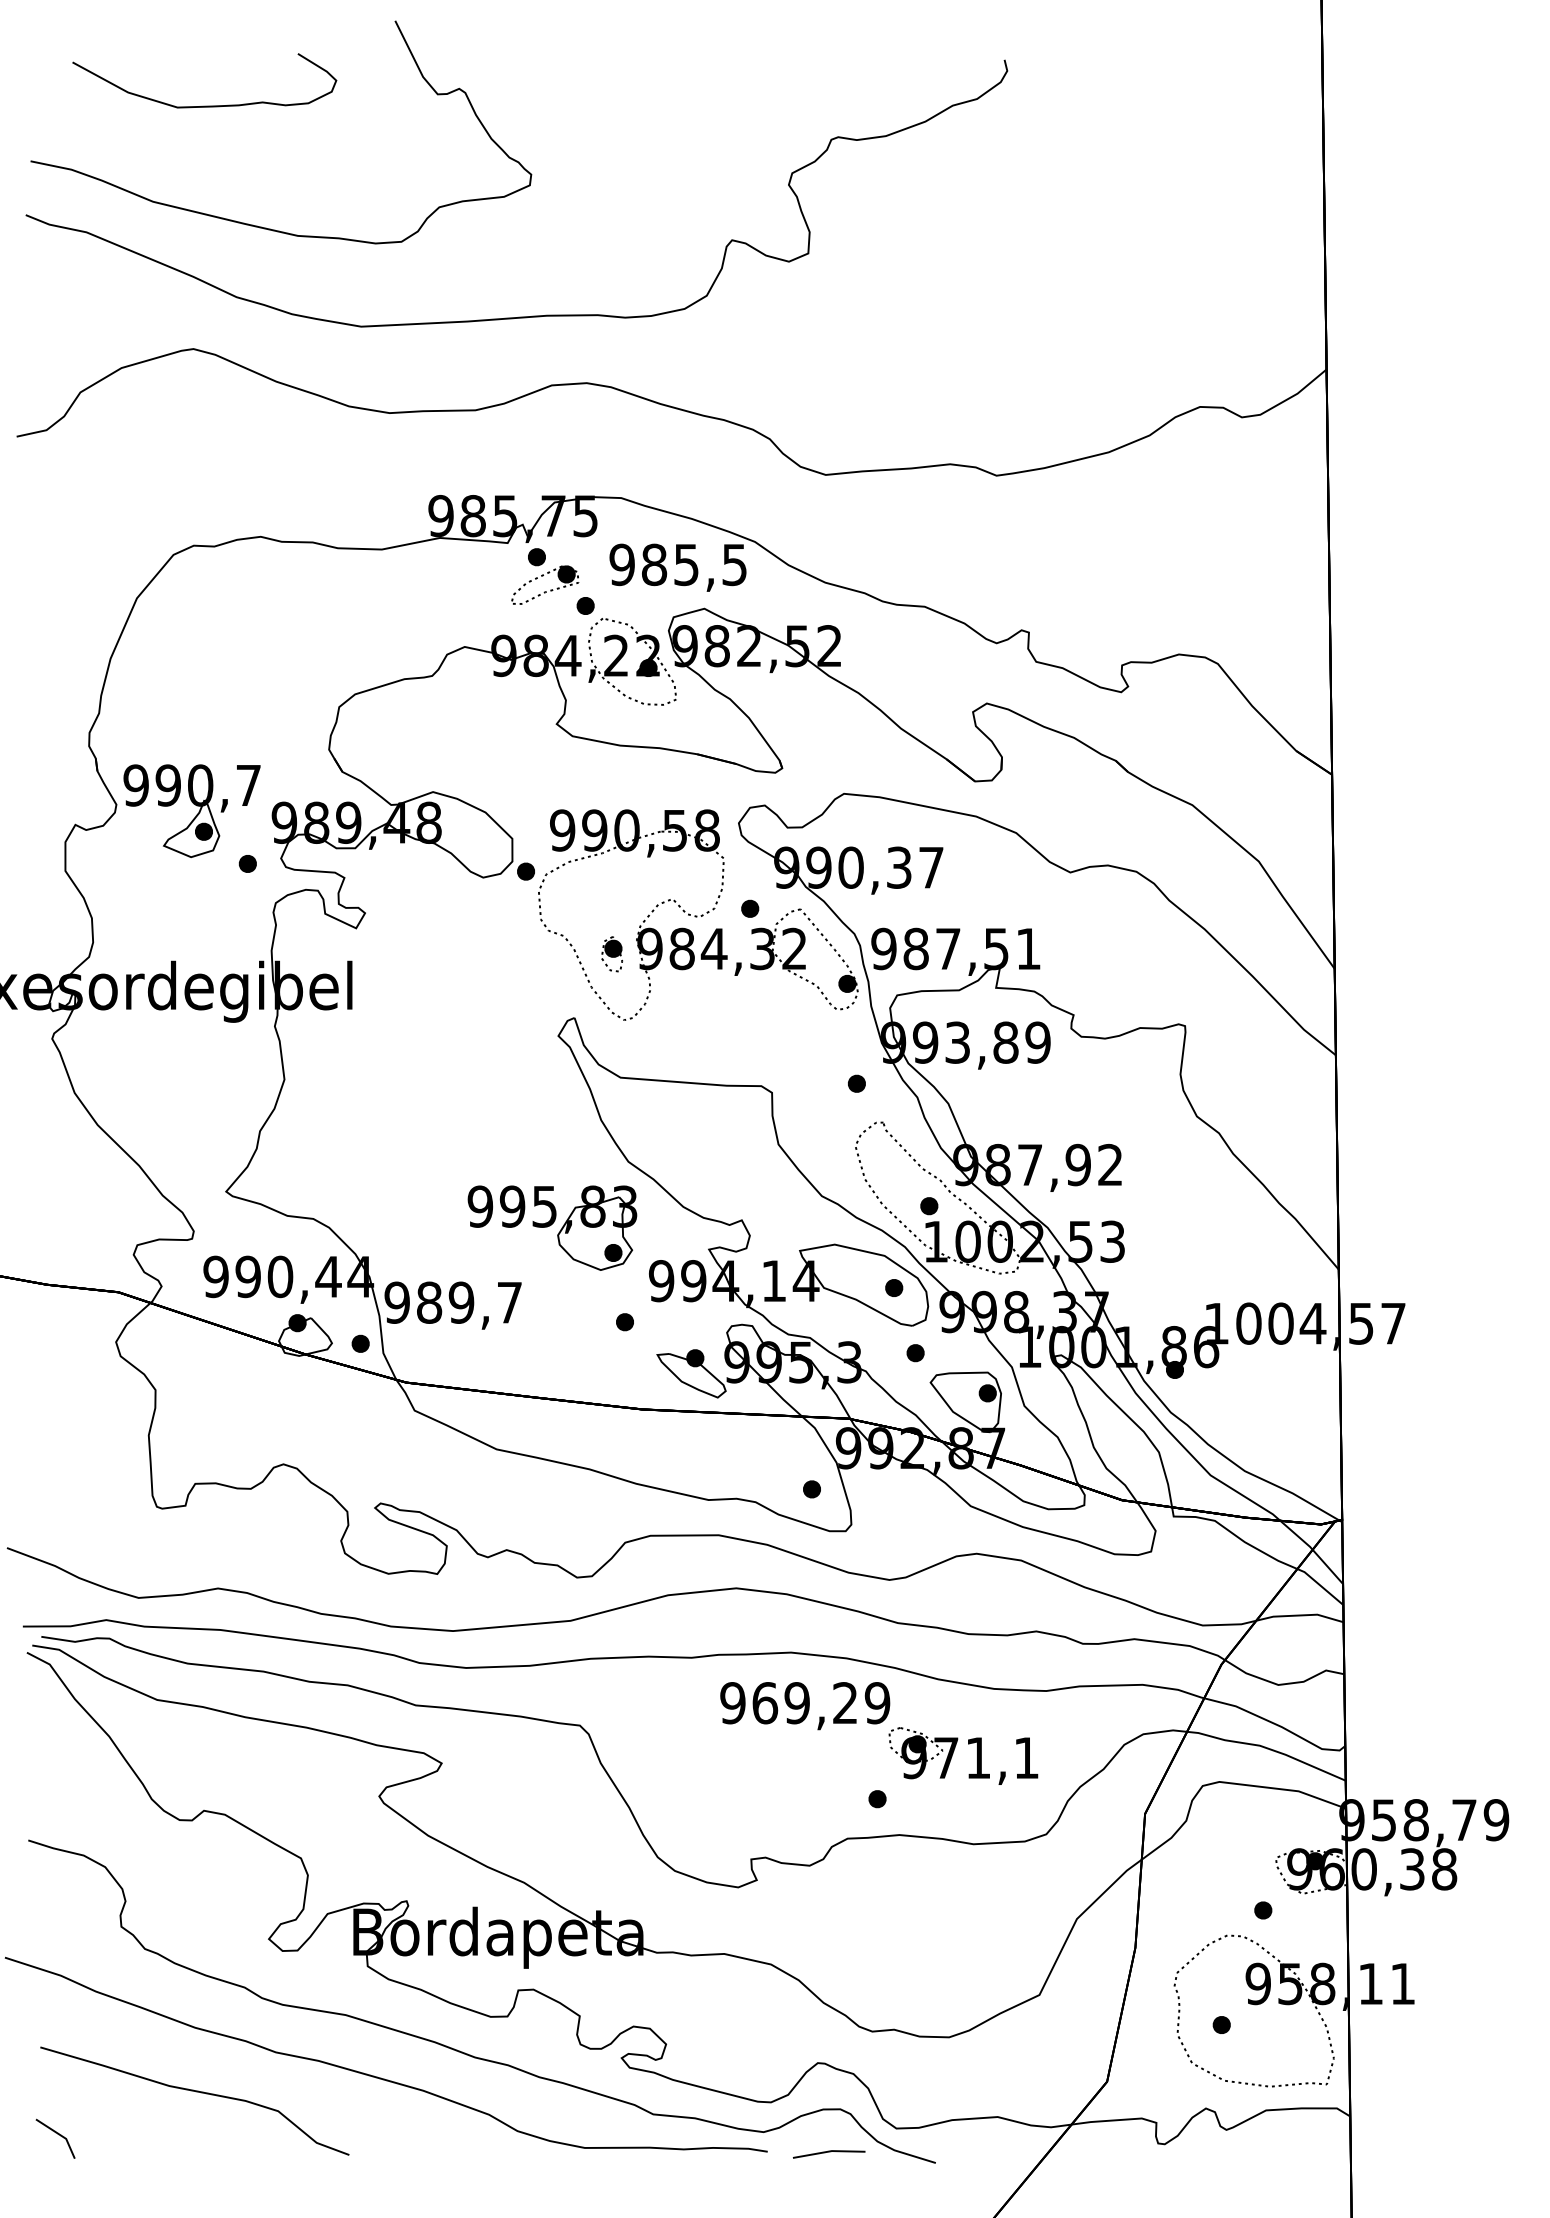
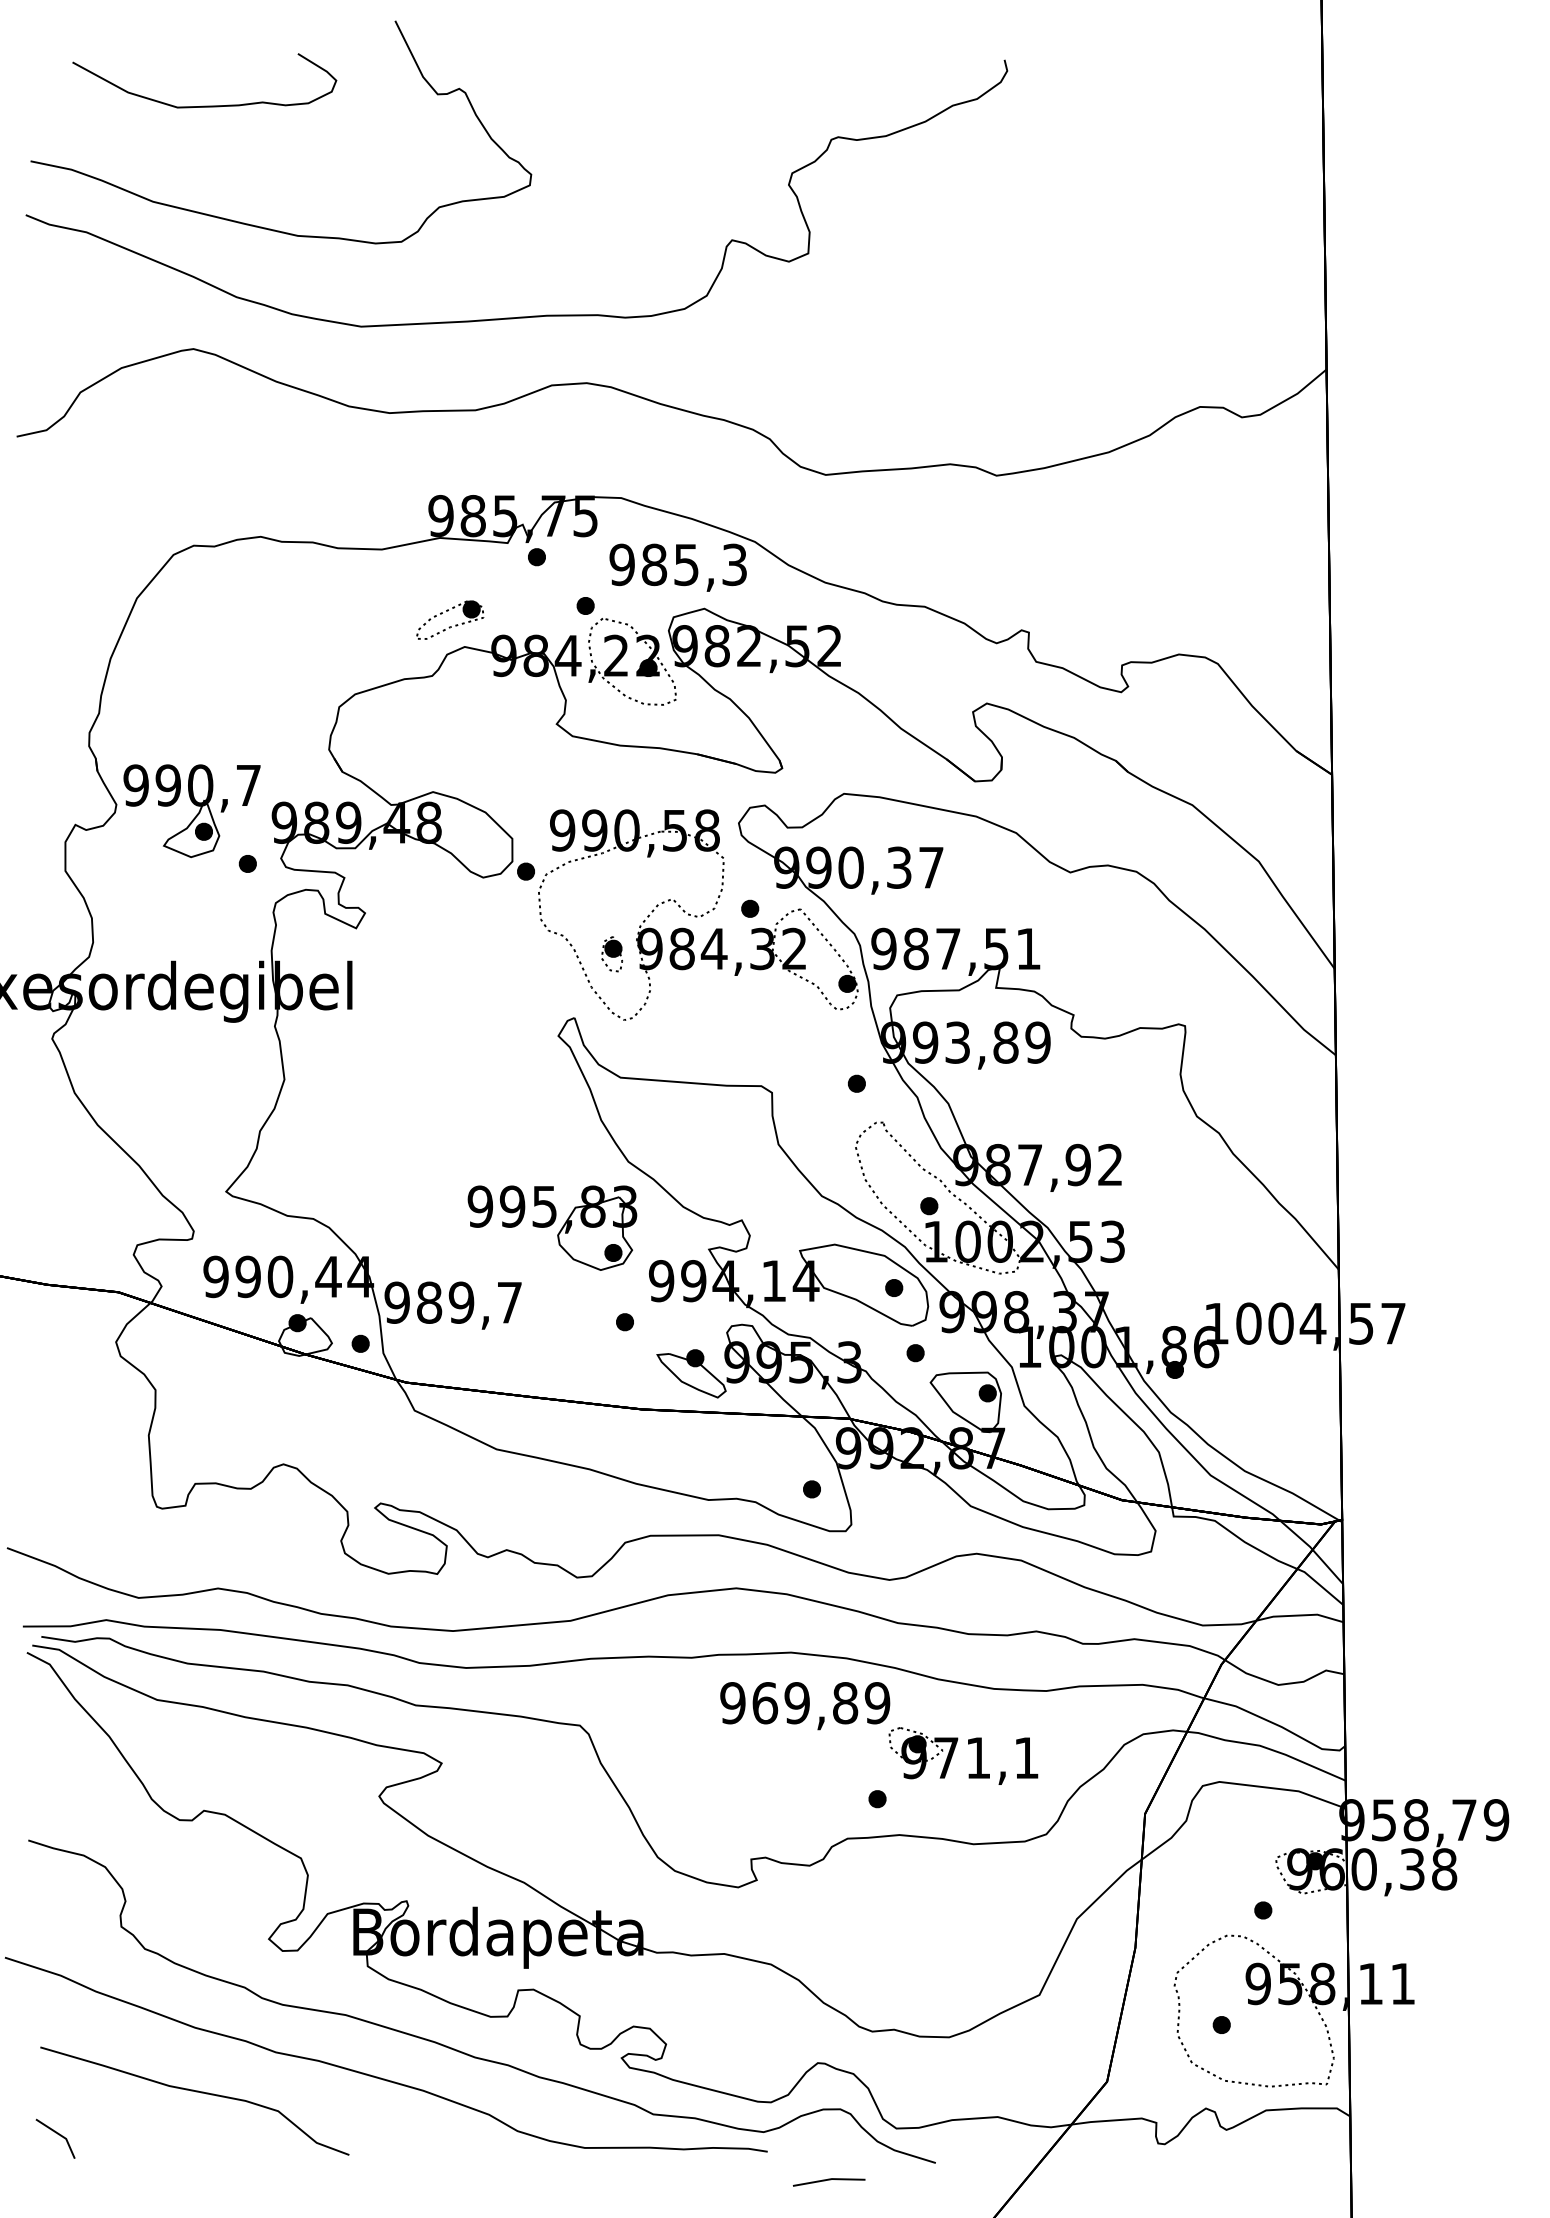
text: 985,5 -> 985,3 (734, 564)
part position: (545, 591) -> (450, 626) (450, 626)
text: 969,29 -> 969,89 (845, 1703)
line position: (829, 2152) -> (829, 2180) (829, 2180)
